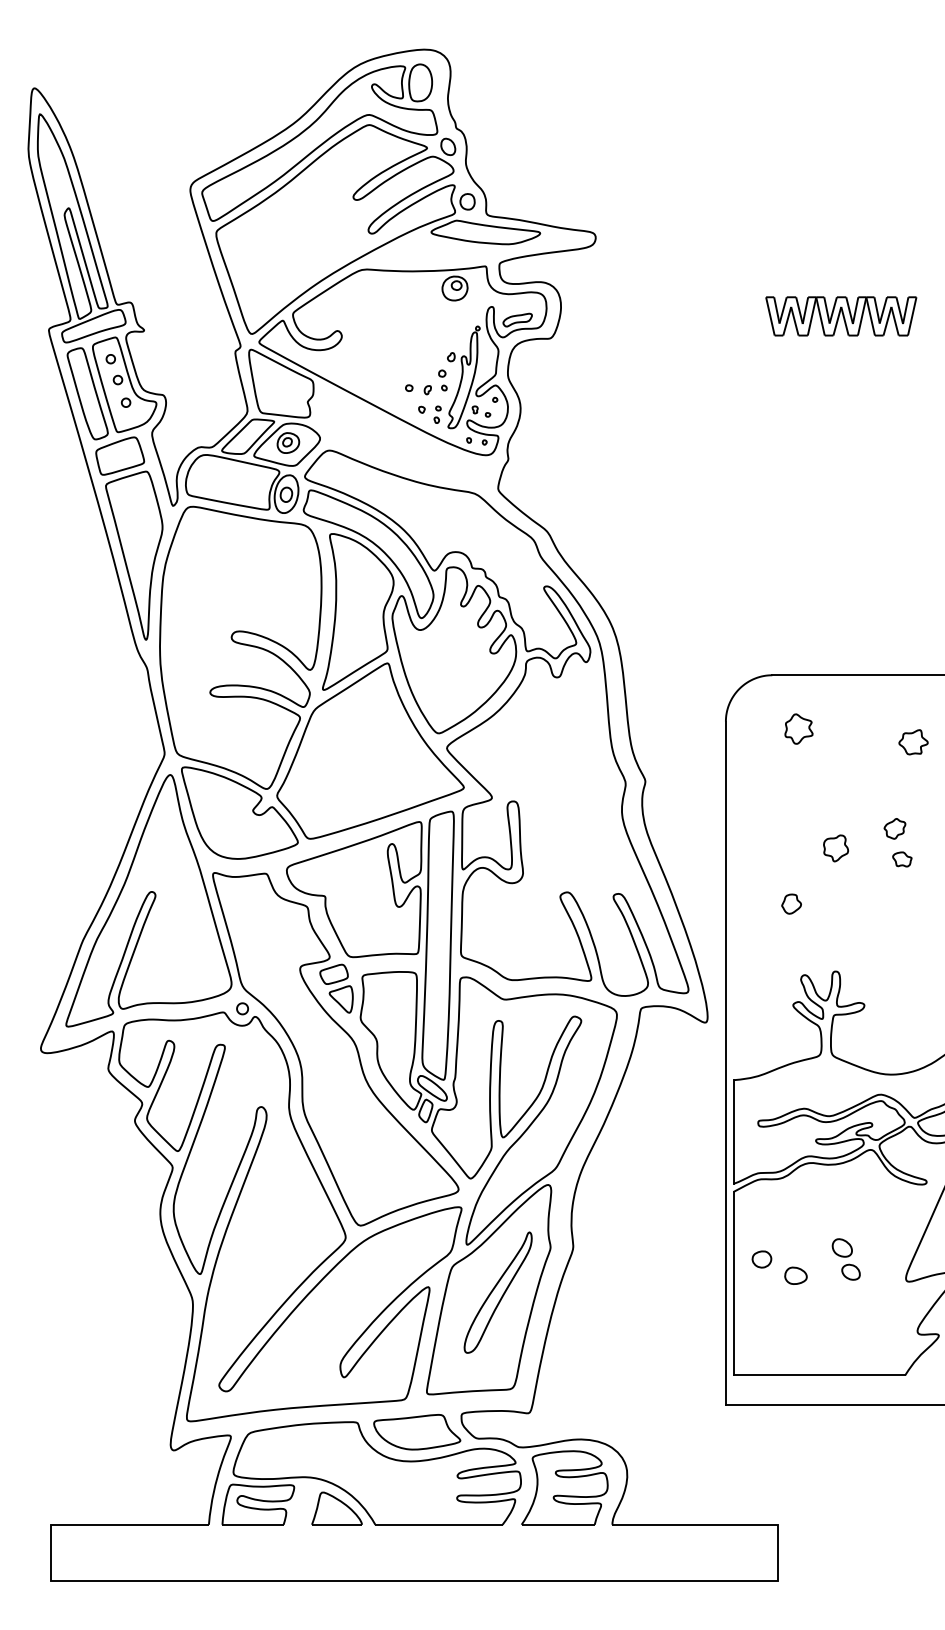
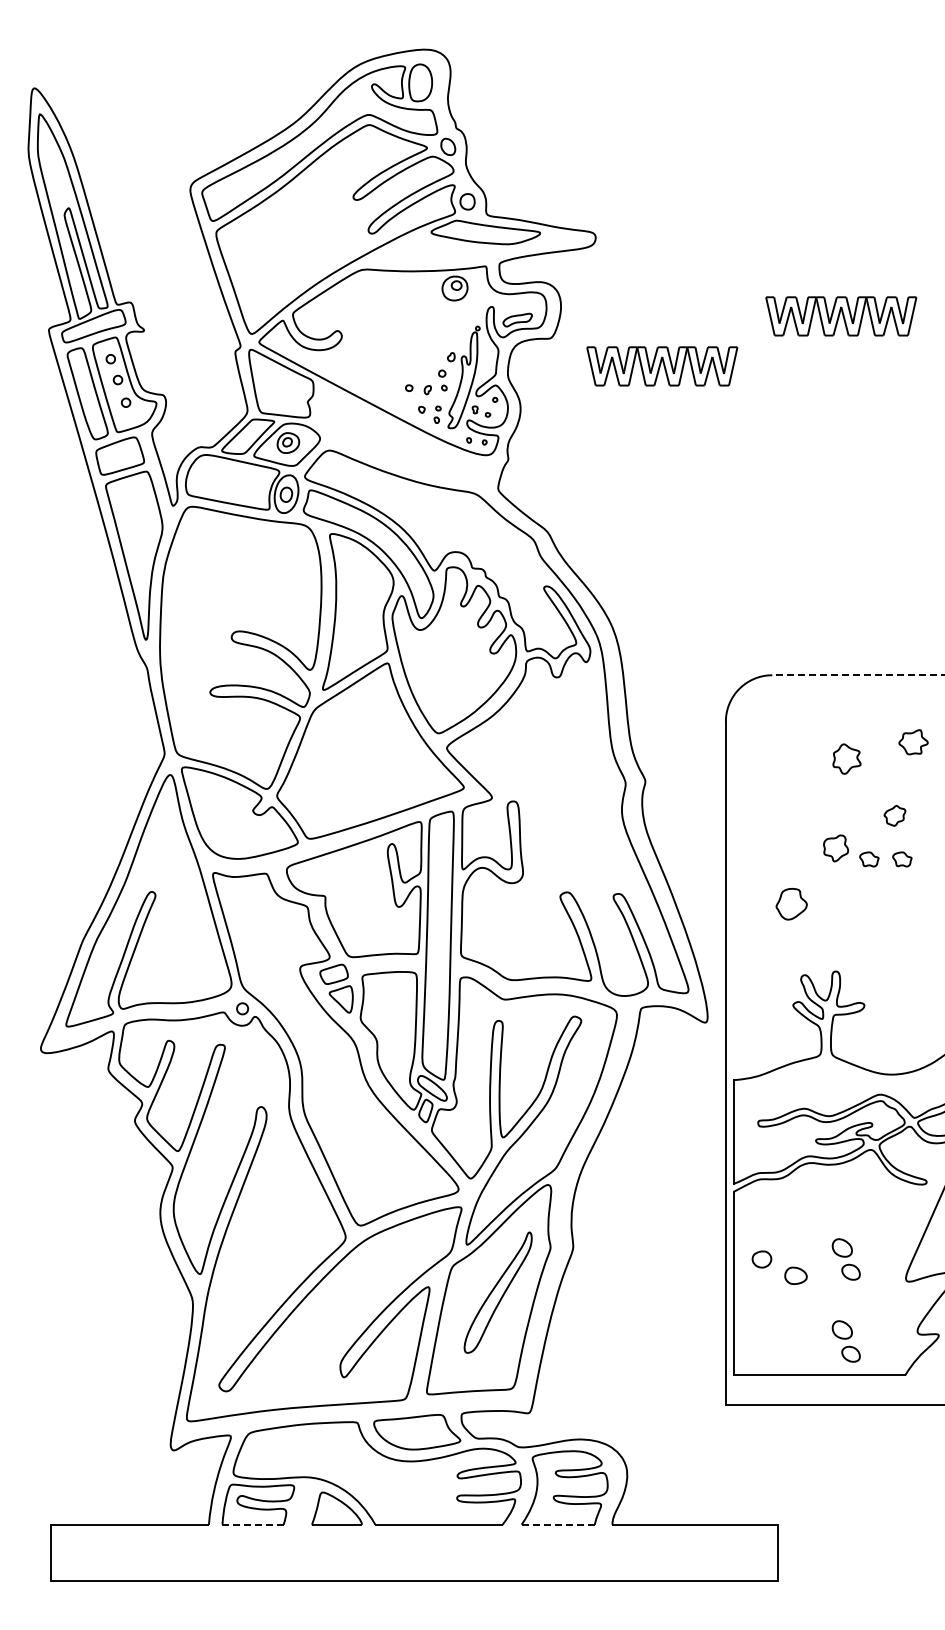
part: none -> present (662, 366)
line: solid -> dashed (858, 675)
part position: (798, 728) -> (846, 758) (846, 758)
part position: (894, 828) -> (894, 815) (894, 815)
part: none -> present (869, 859)
part size: 21x22 px -> 33x33 px (791, 904)
part: none -> present (845, 1341)
line: solid -> dashed (253, 1524)
line: solid -> dashed (558, 1524)
